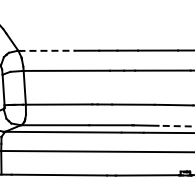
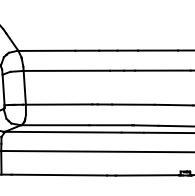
line: dashed -> solid (47, 50)
line: dashed -> solid (176, 126)
